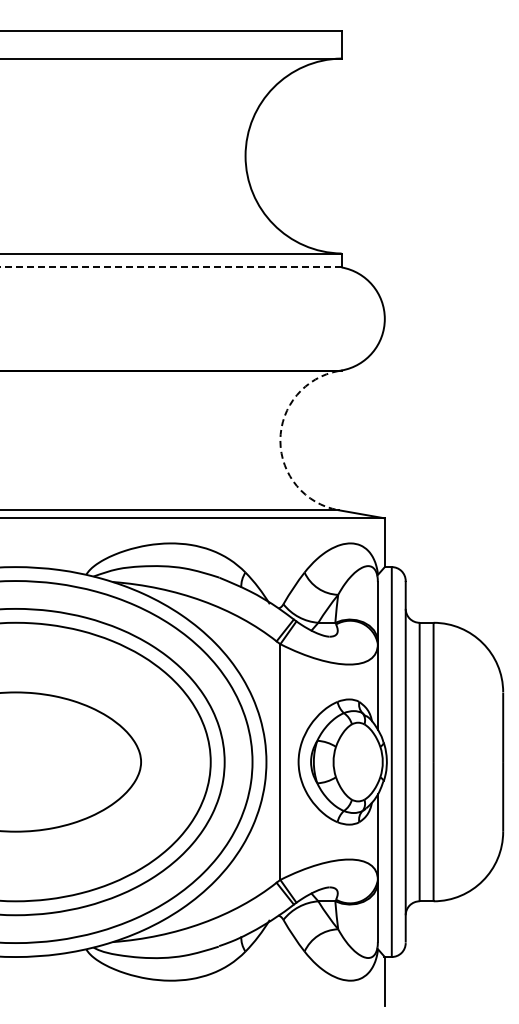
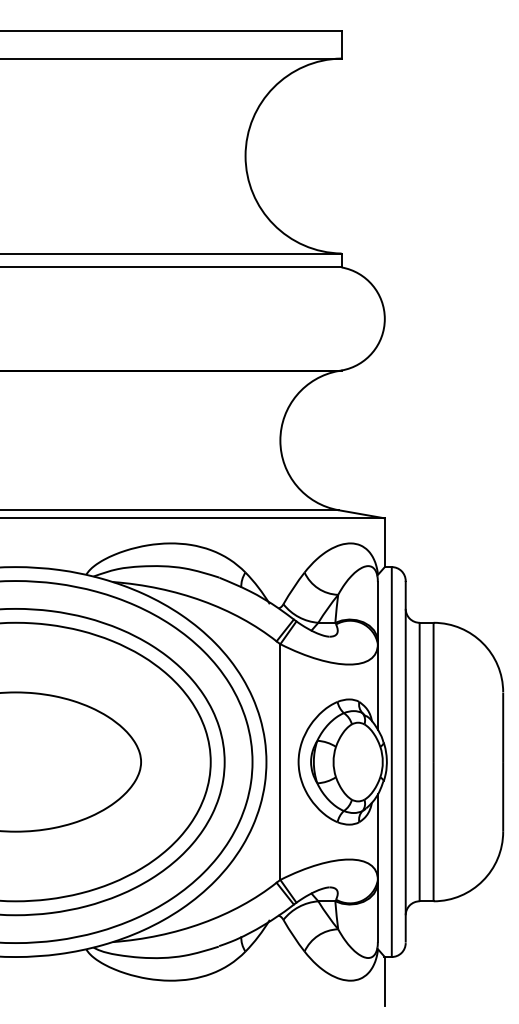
line: dashed -> solid (170, 267)
arc: dashed -> solid (280, 440)
